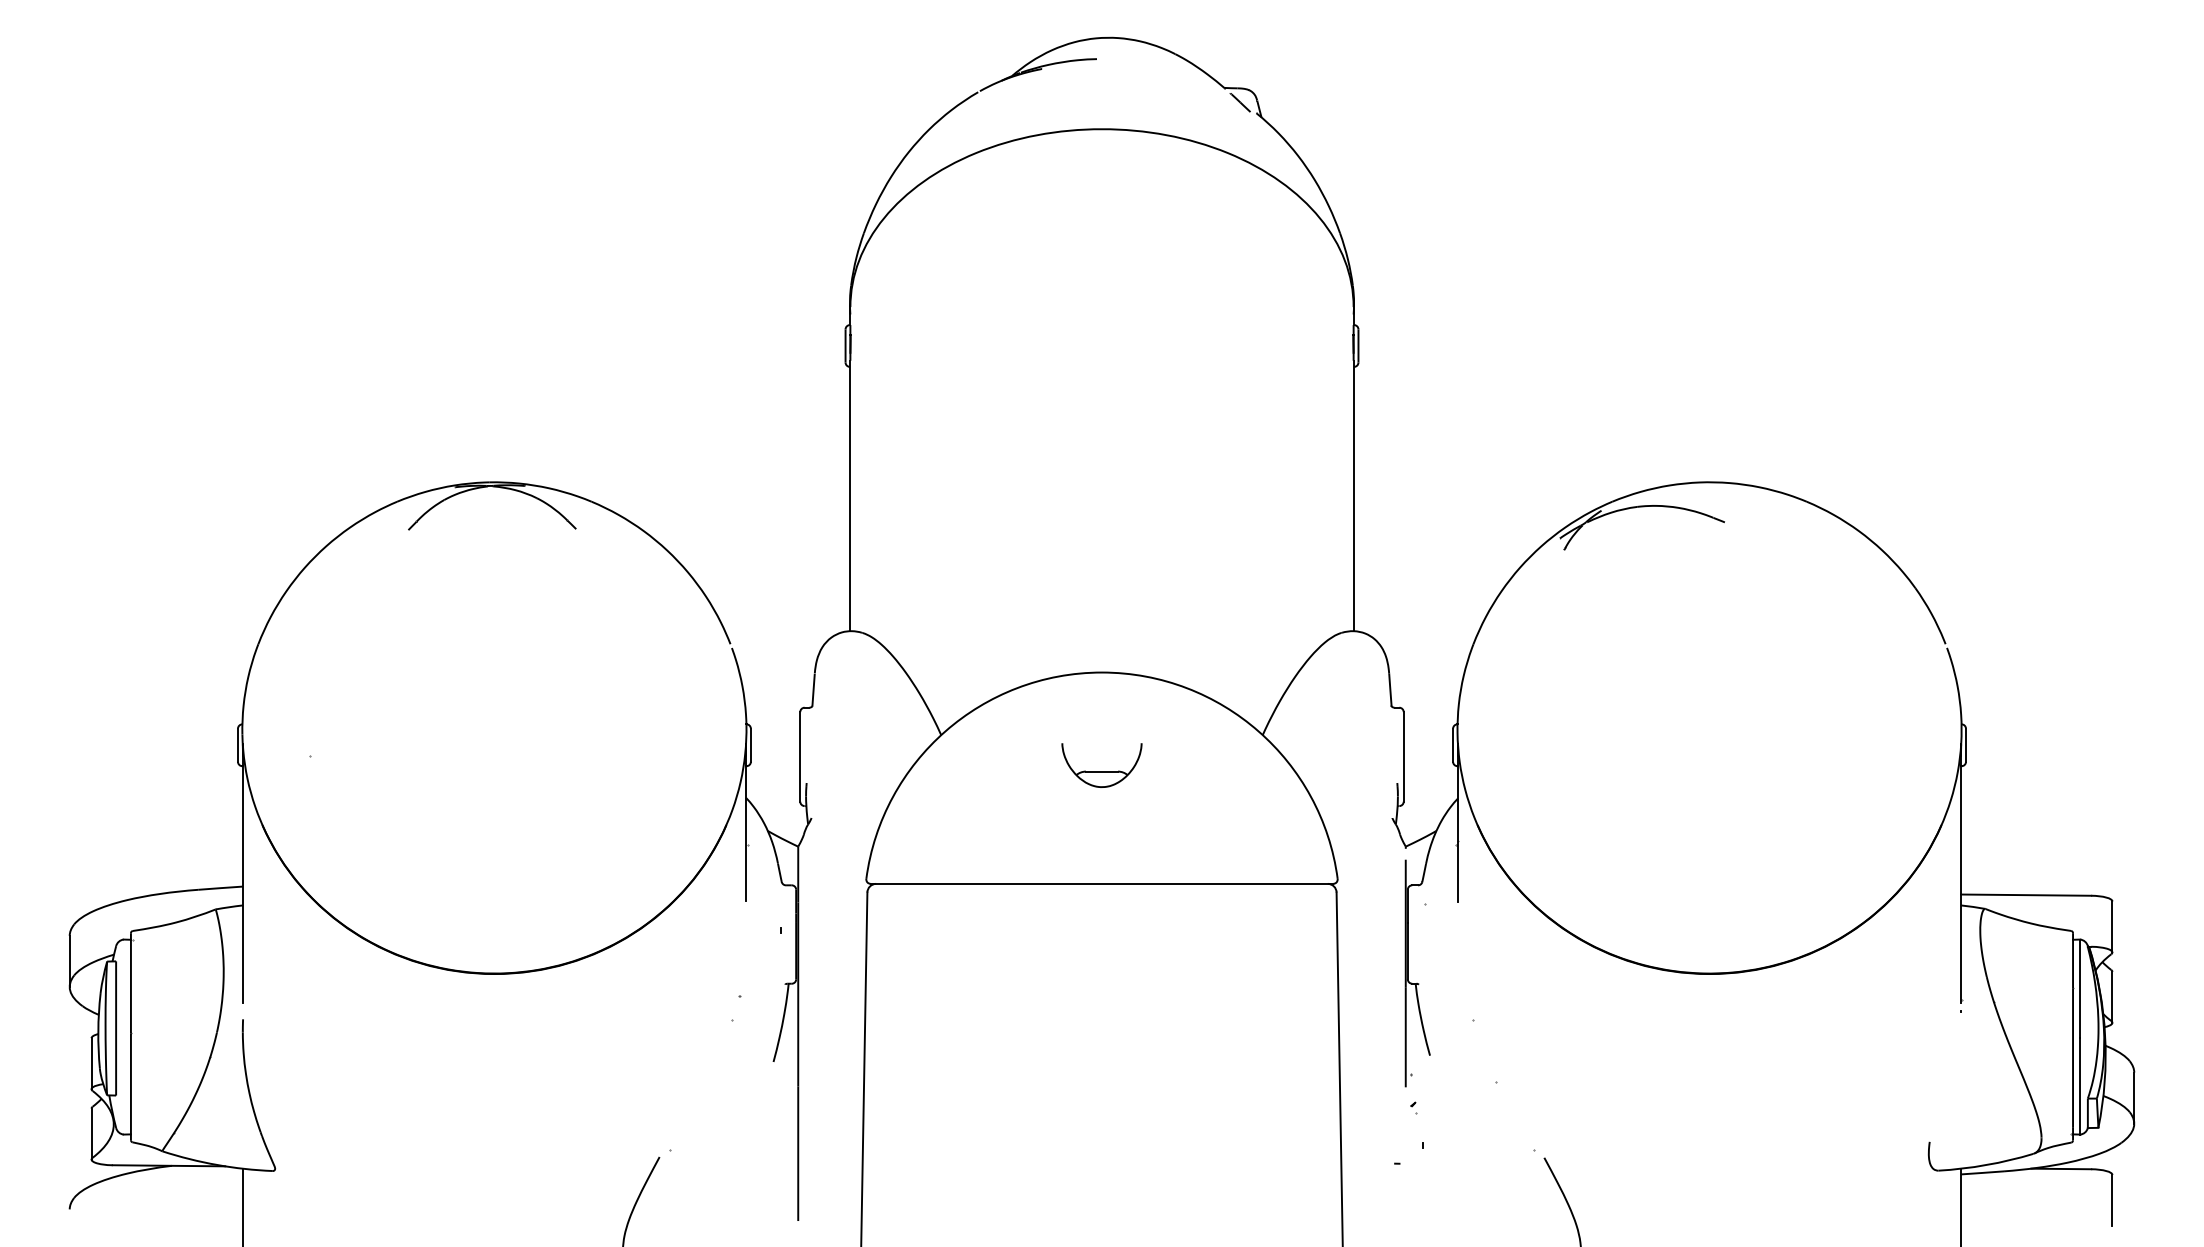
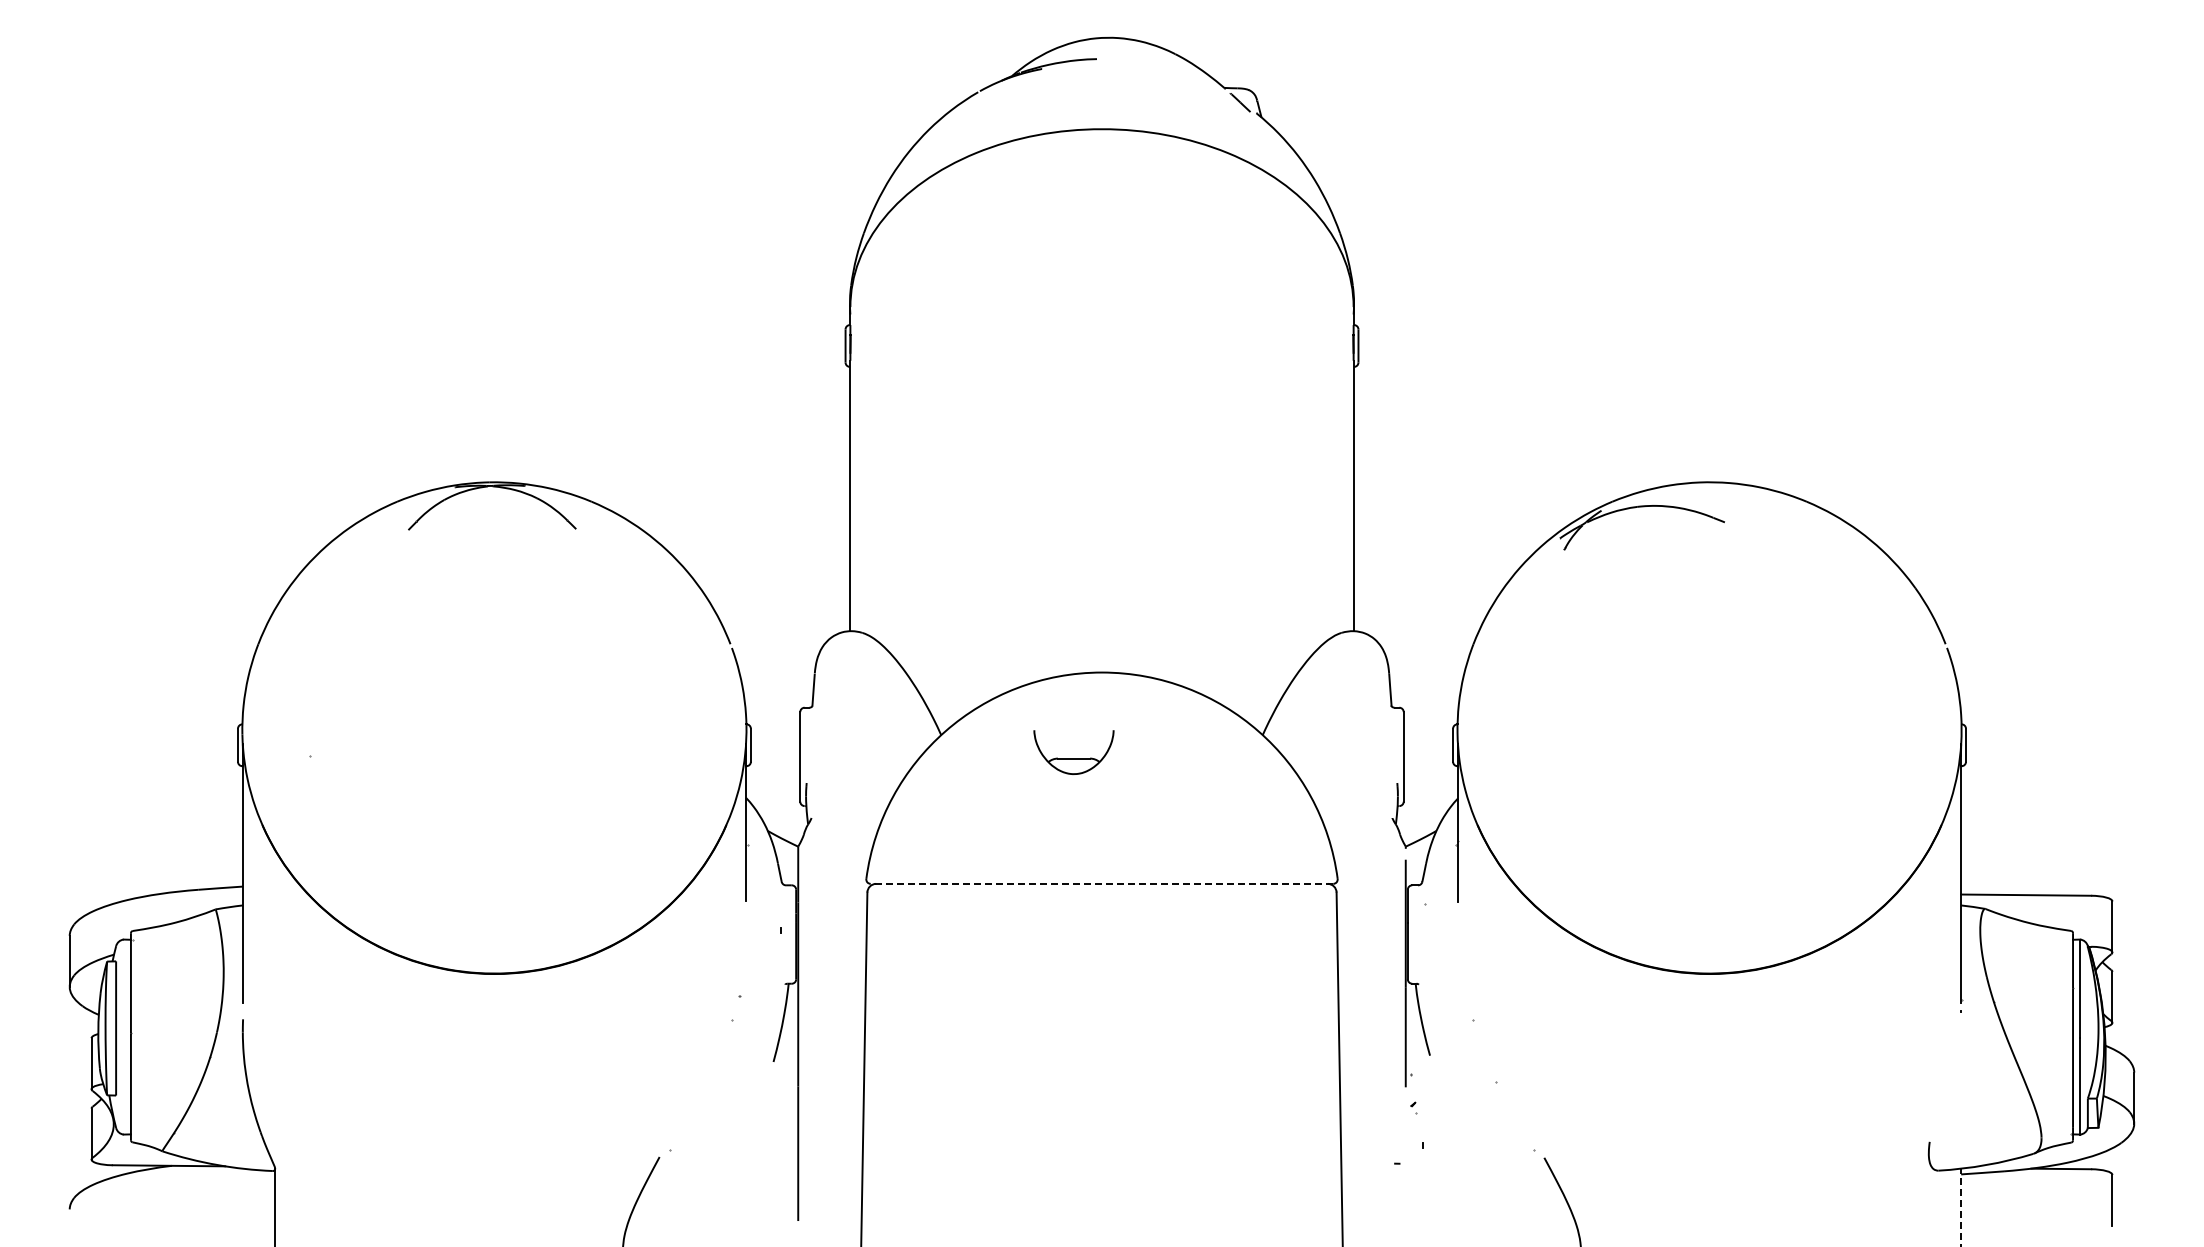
part position: (1101, 765) -> (1073, 752) (1073, 752)
line: solid -> dashed (1101, 883)
line position: (242, 1205) -> (274, 1205) (274, 1205)
line: solid -> dashed (1961, 1207)
